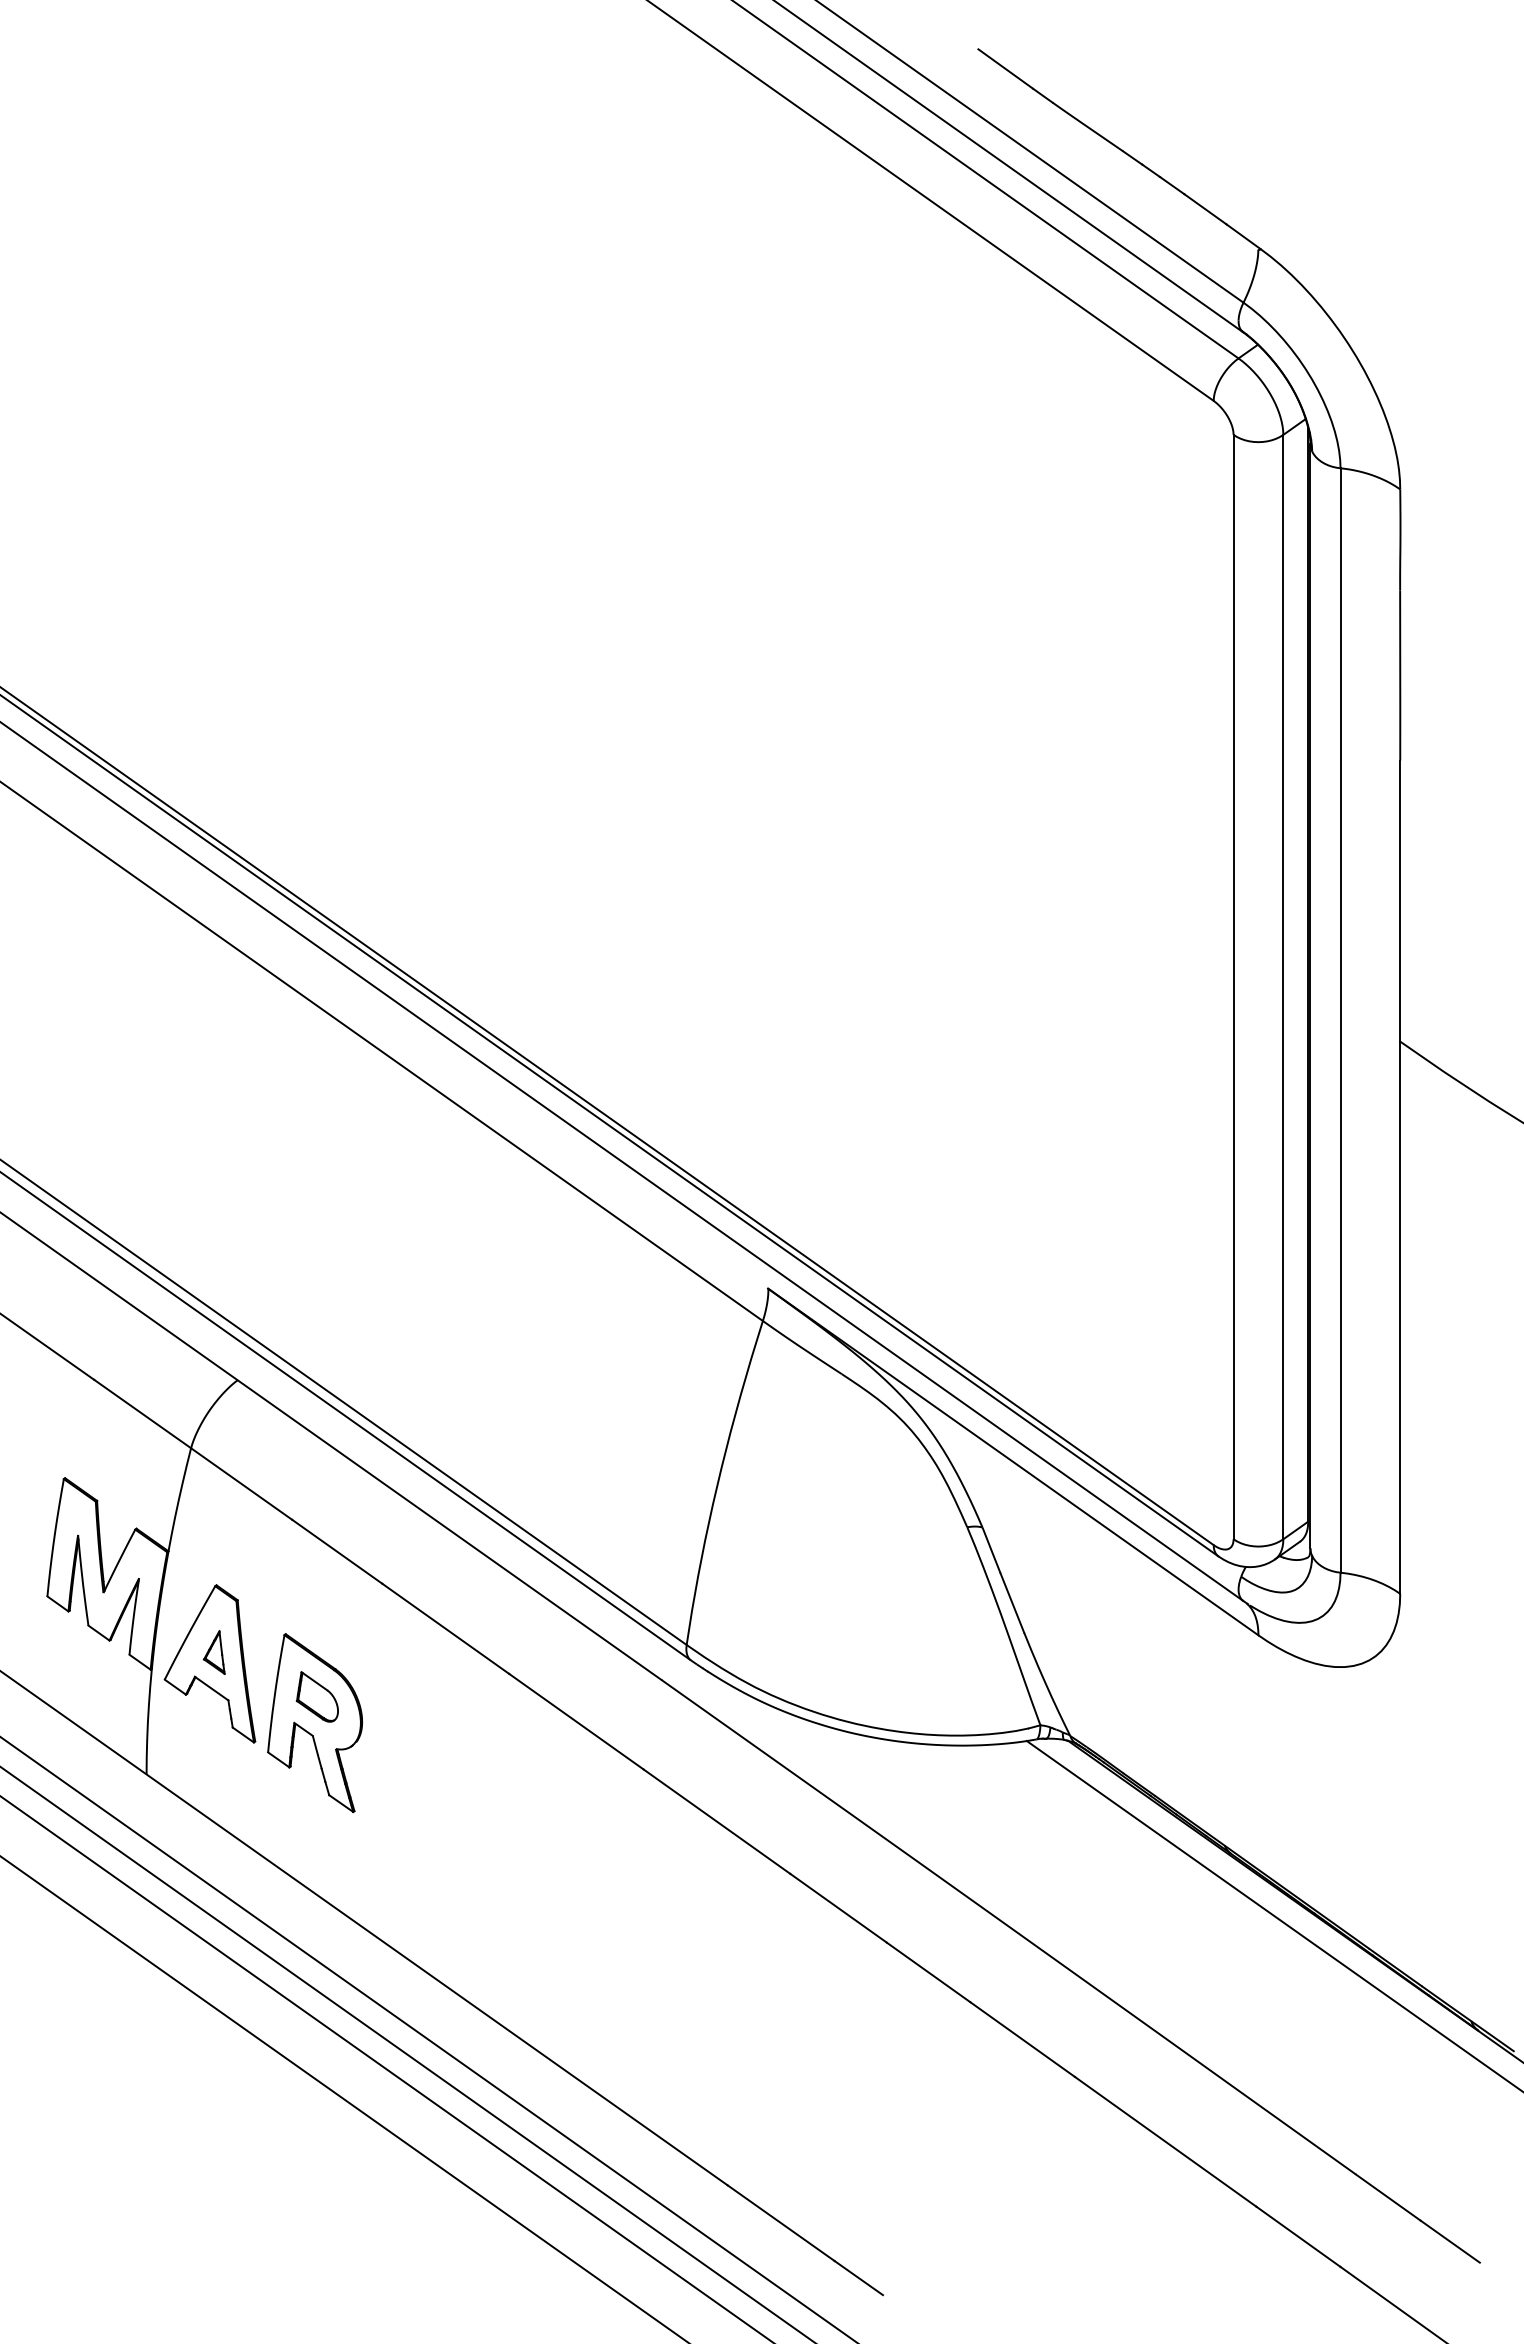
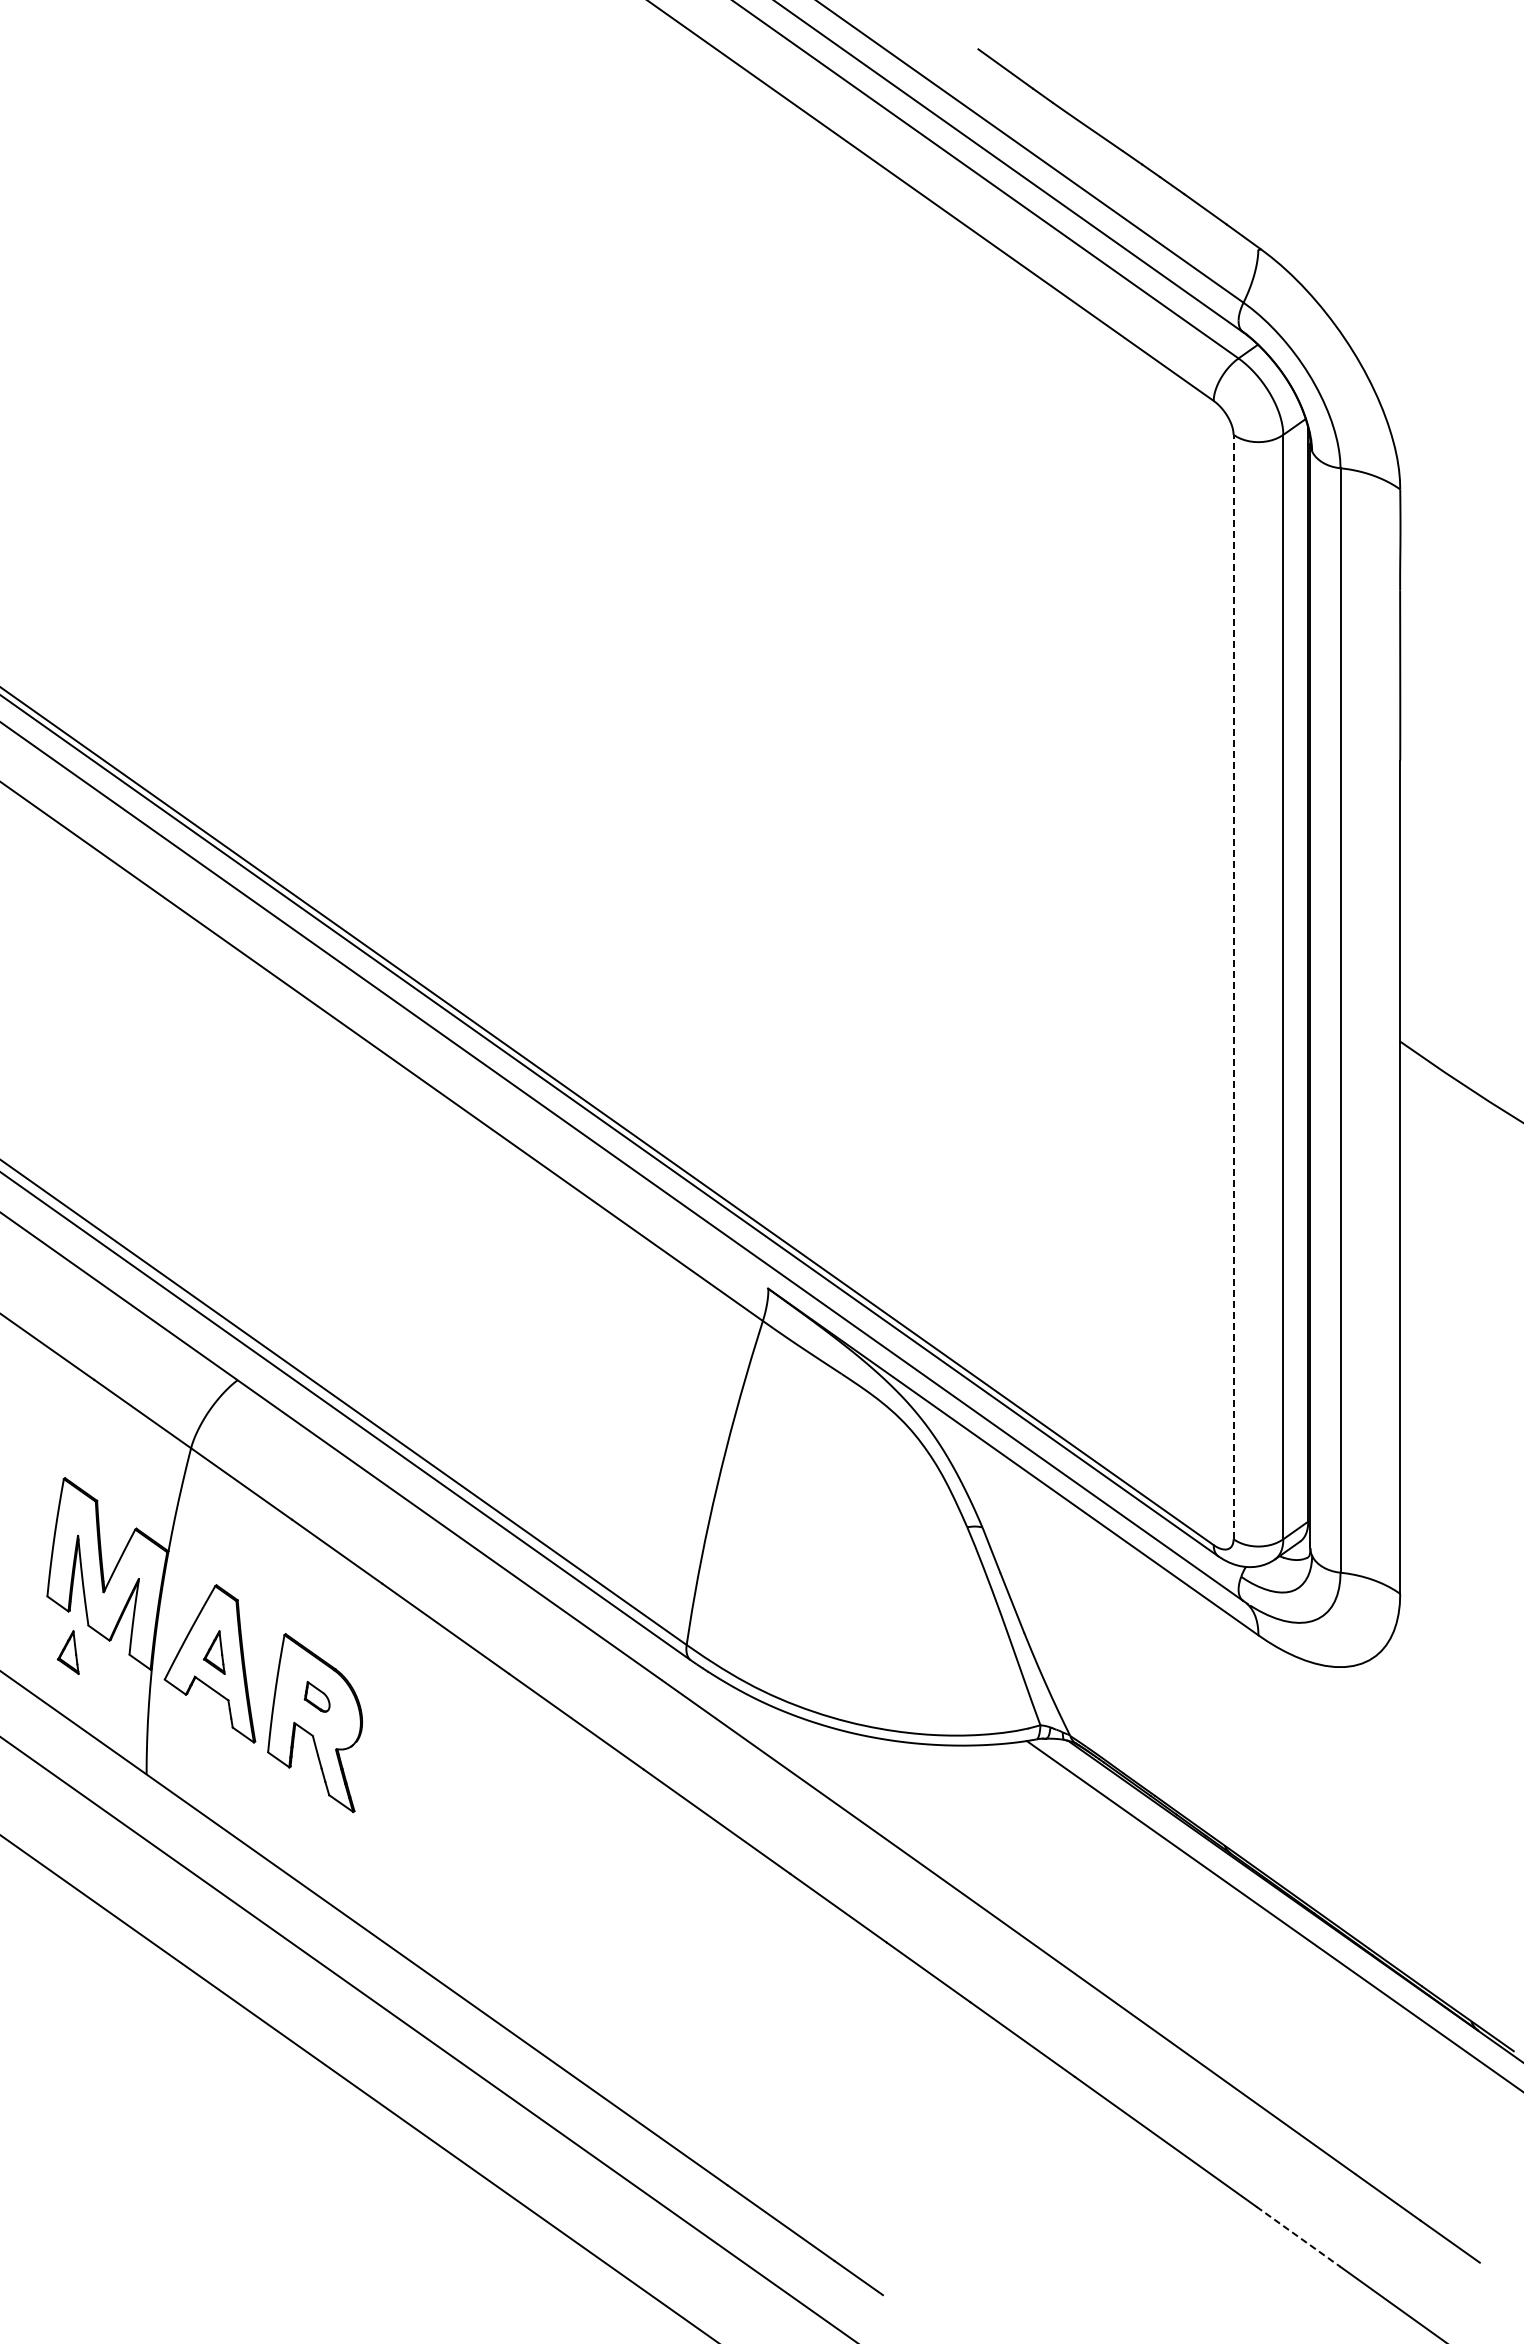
line: solid -> dashed (1233, 986)
part: none -> present (67, 1652)
part size: 44x52 px -> 28x32 px (316, 1696)
line: present -> none (406, 2054)
line: present -> none (386, 2068)
line position: (343, 2098) -> (358, 2088) (358, 2088)
line: solid -> dashed (1298, 2236)
